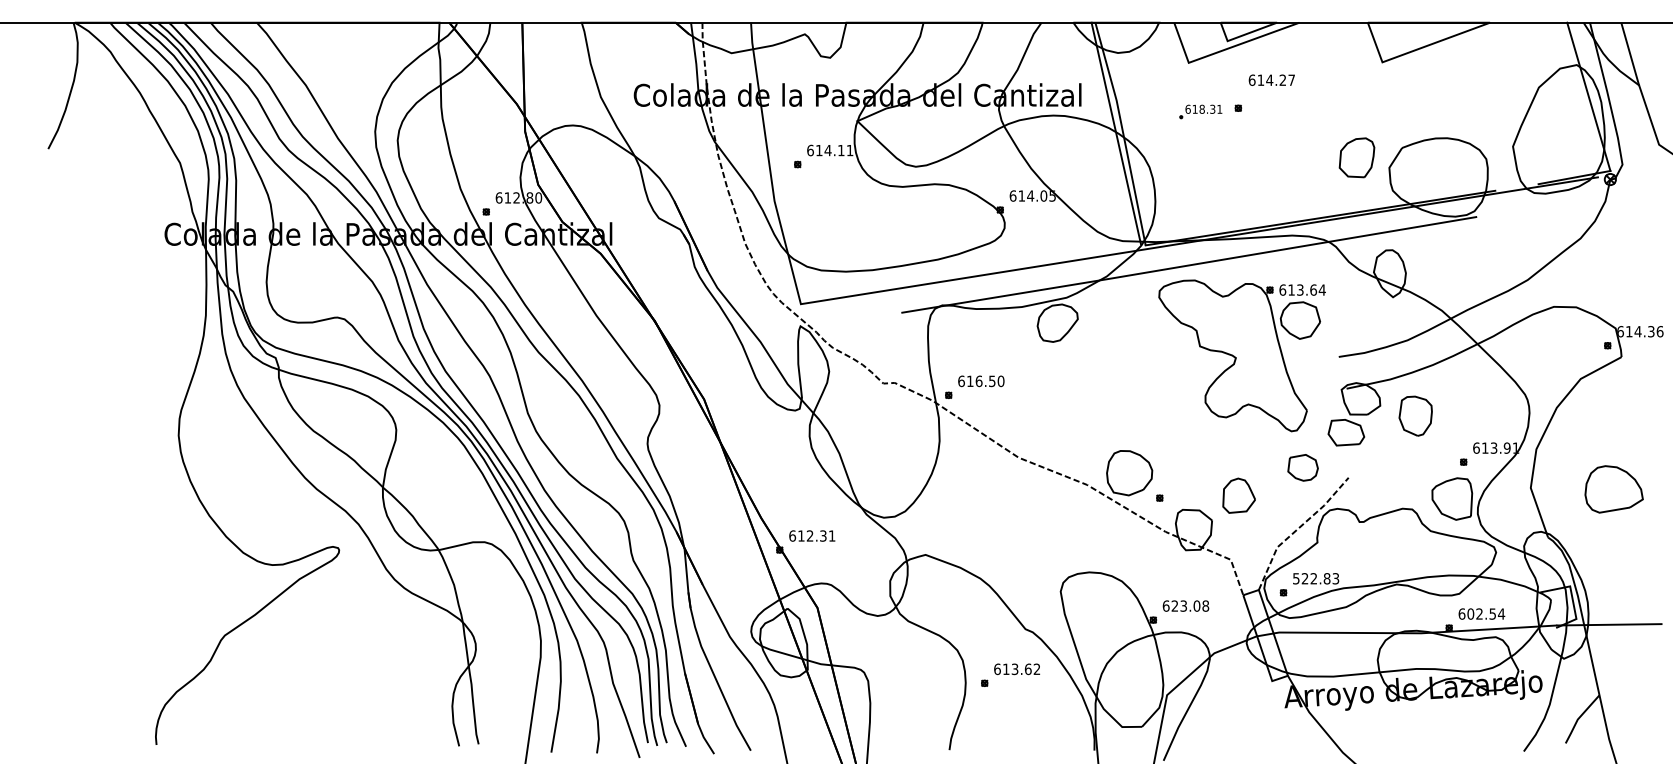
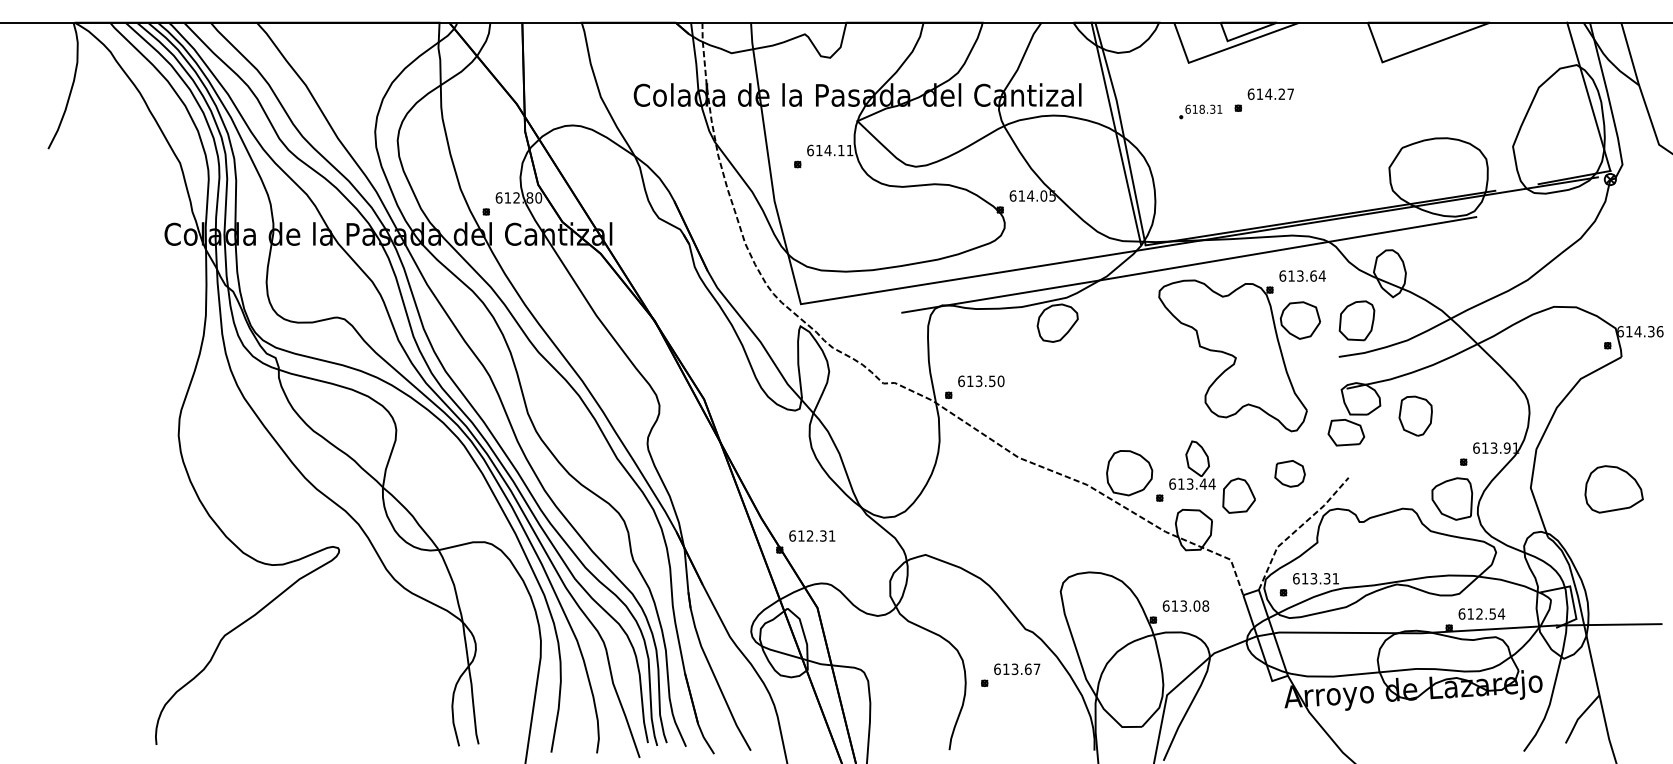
text position: (1271, 79) -> (1270, 93) (1270, 93)
part position: (1356, 157) -> (1356, 320) (1356, 320)
text position: (1302, 289) -> (1302, 275) (1302, 275)
text: 616.50 -> 613.50 (978, 381)
part: none -> present (1192, 464)
part position: (1302, 467) -> (1289, 473) (1289, 473)
text: 522.83 -> 613.31 (1316, 578)
text: 623.08 -> 613.08 (1174, 605)
text: 602.54 -> 612.54 (1470, 613)
text: 613.62 -> 613.67 (1036, 668)
